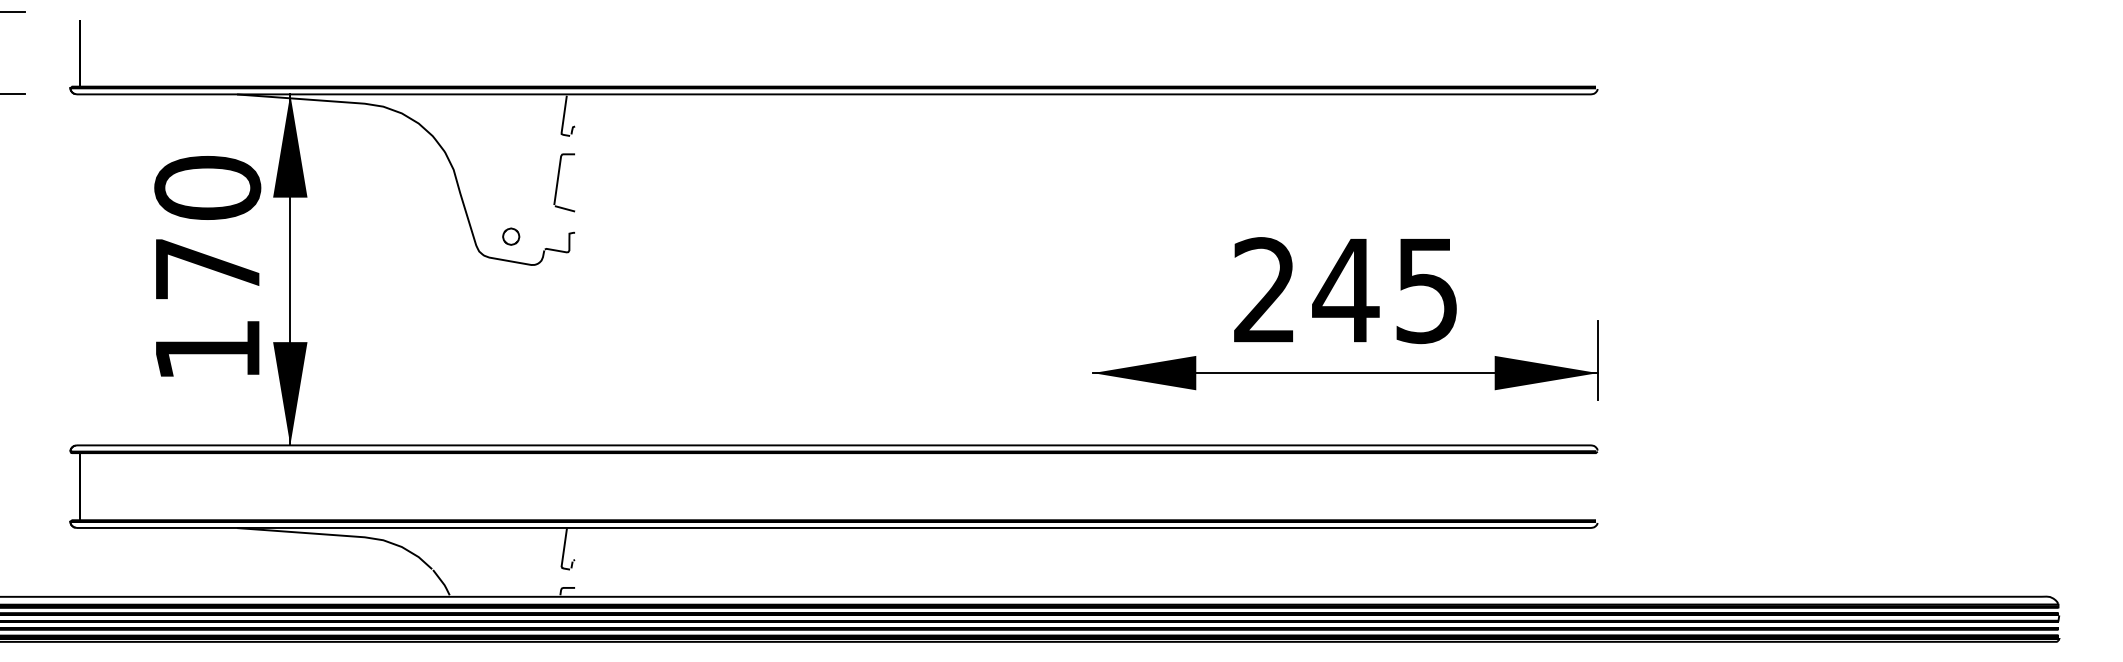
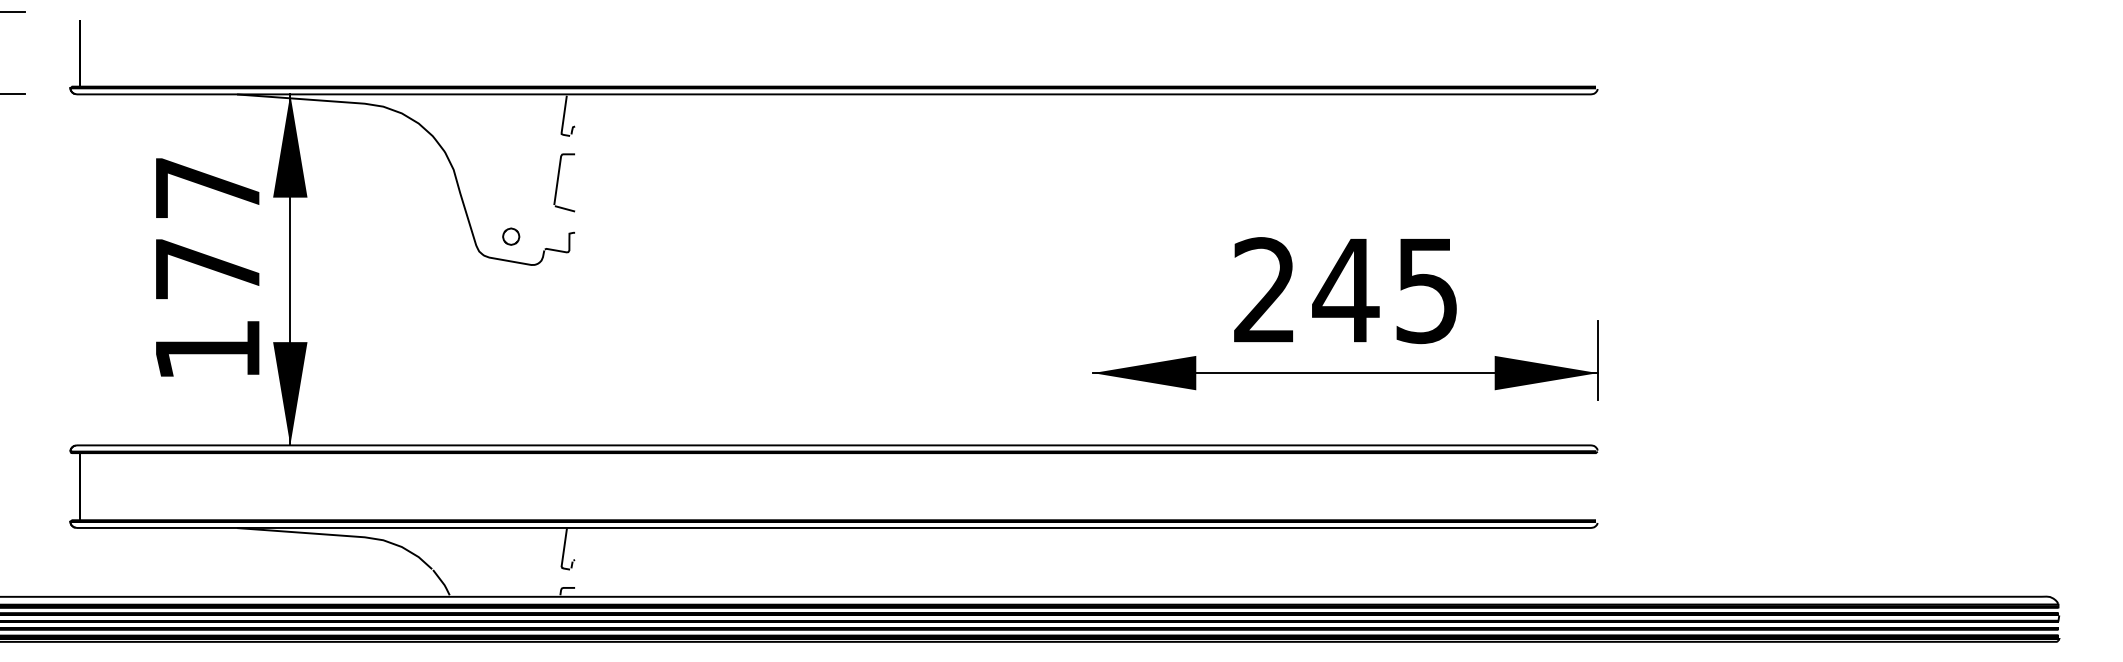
text: 170 -> 177 (207, 187)
